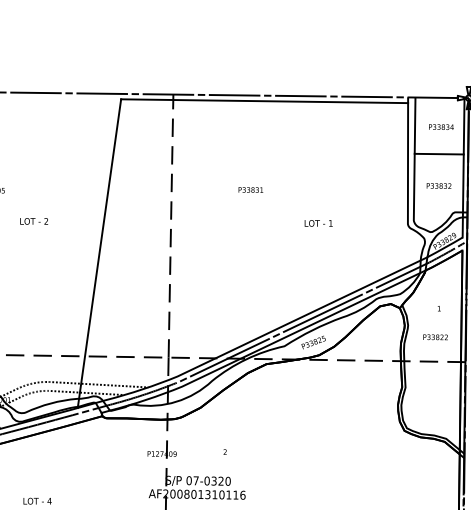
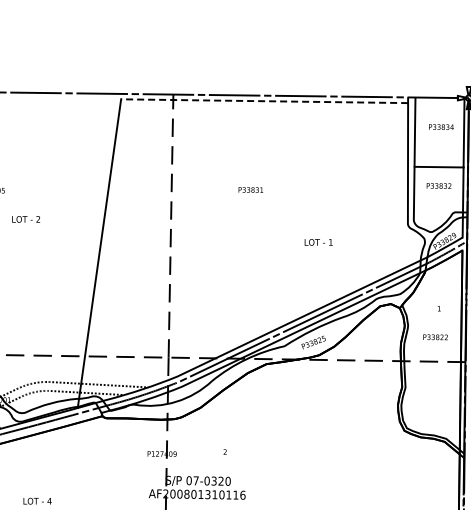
line: solid -> dashed (264, 101)
line position: (438, 153) -> (438, 166) (438, 166)
text position: (34, 221) -> (26, 219) (26, 219)
text position: (318, 223) -> (318, 242) (318, 242)
